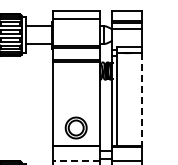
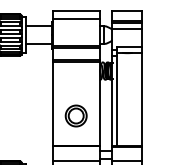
line: dashed -> solid (142, 99)
part position: (75, 127) -> (75, 115) (75, 115)
line: dashed -> solid (76, 160)
